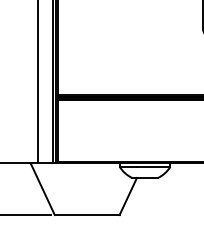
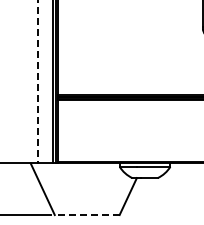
line: solid -> dashed (38, 82)
line: solid -> dashed (86, 215)
